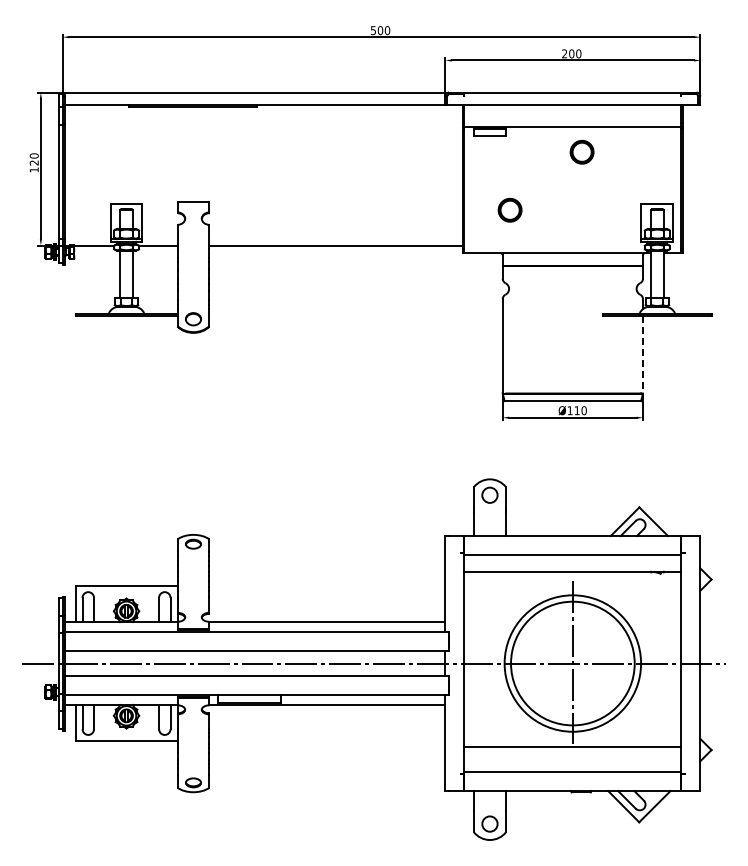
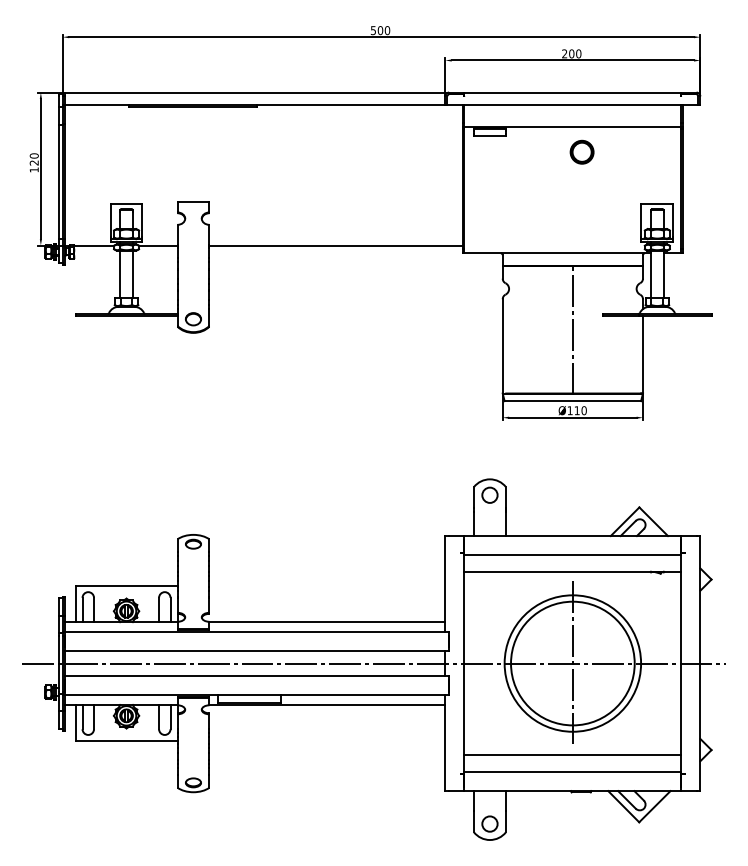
part: present -> none (509, 209)
line: none -> present (572, 329)
line: dashed -> solid (643, 354)
line position: (572, 747) -> (572, 755) (572, 755)
